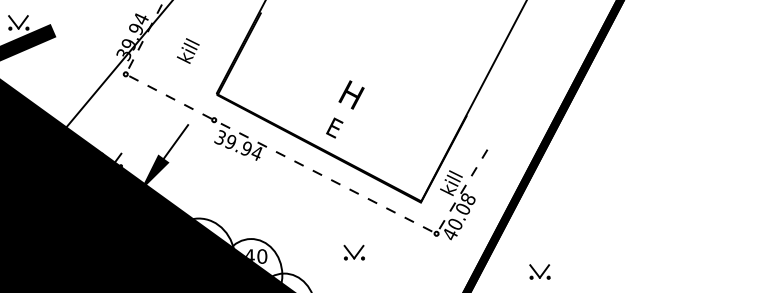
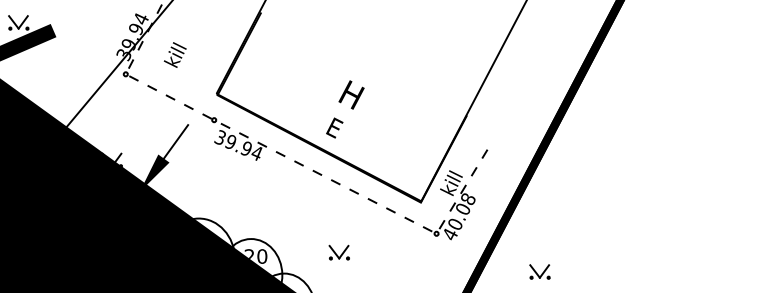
text position: (187, 50) -> (174, 54) (174, 54)
part position: (353, 252) -> (338, 252) (338, 252)
text: 40 -> 20 (249, 254)
